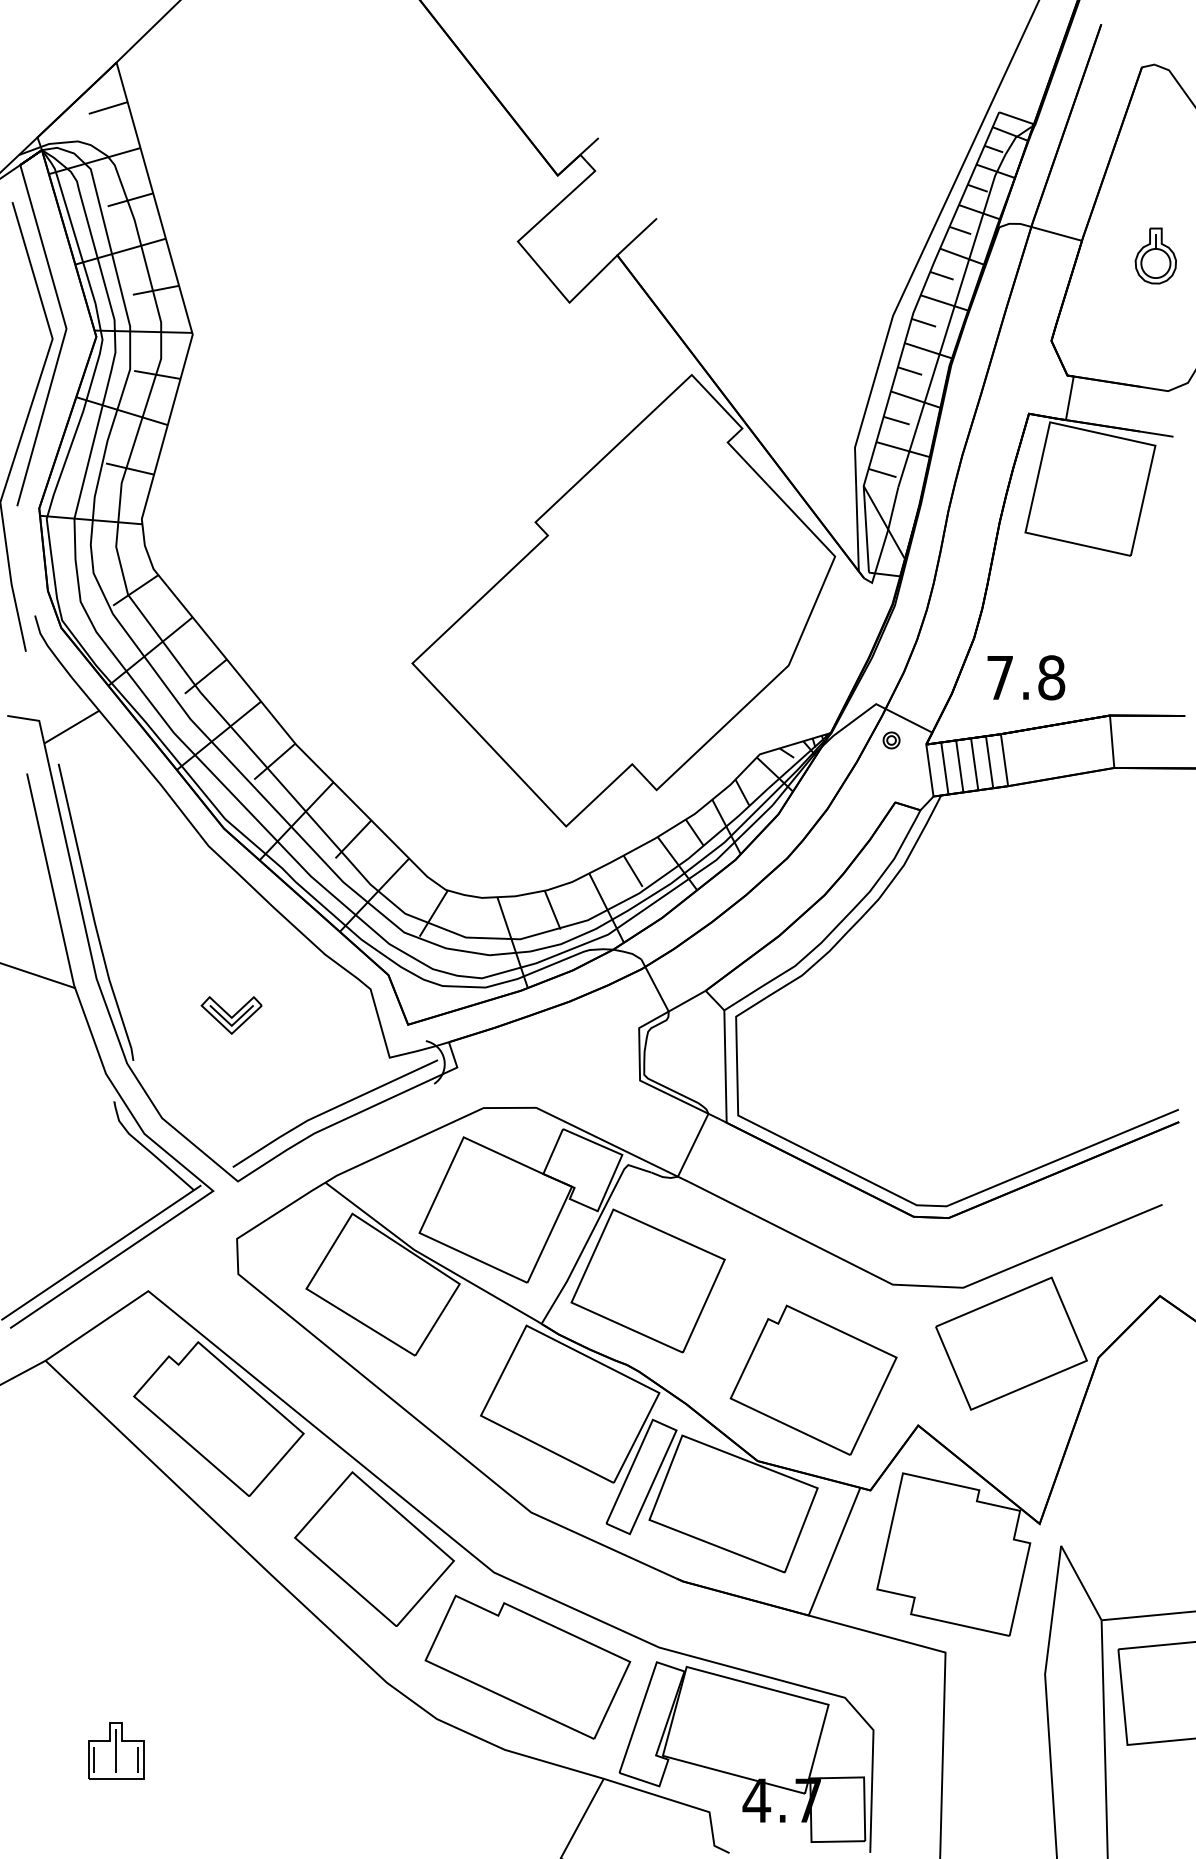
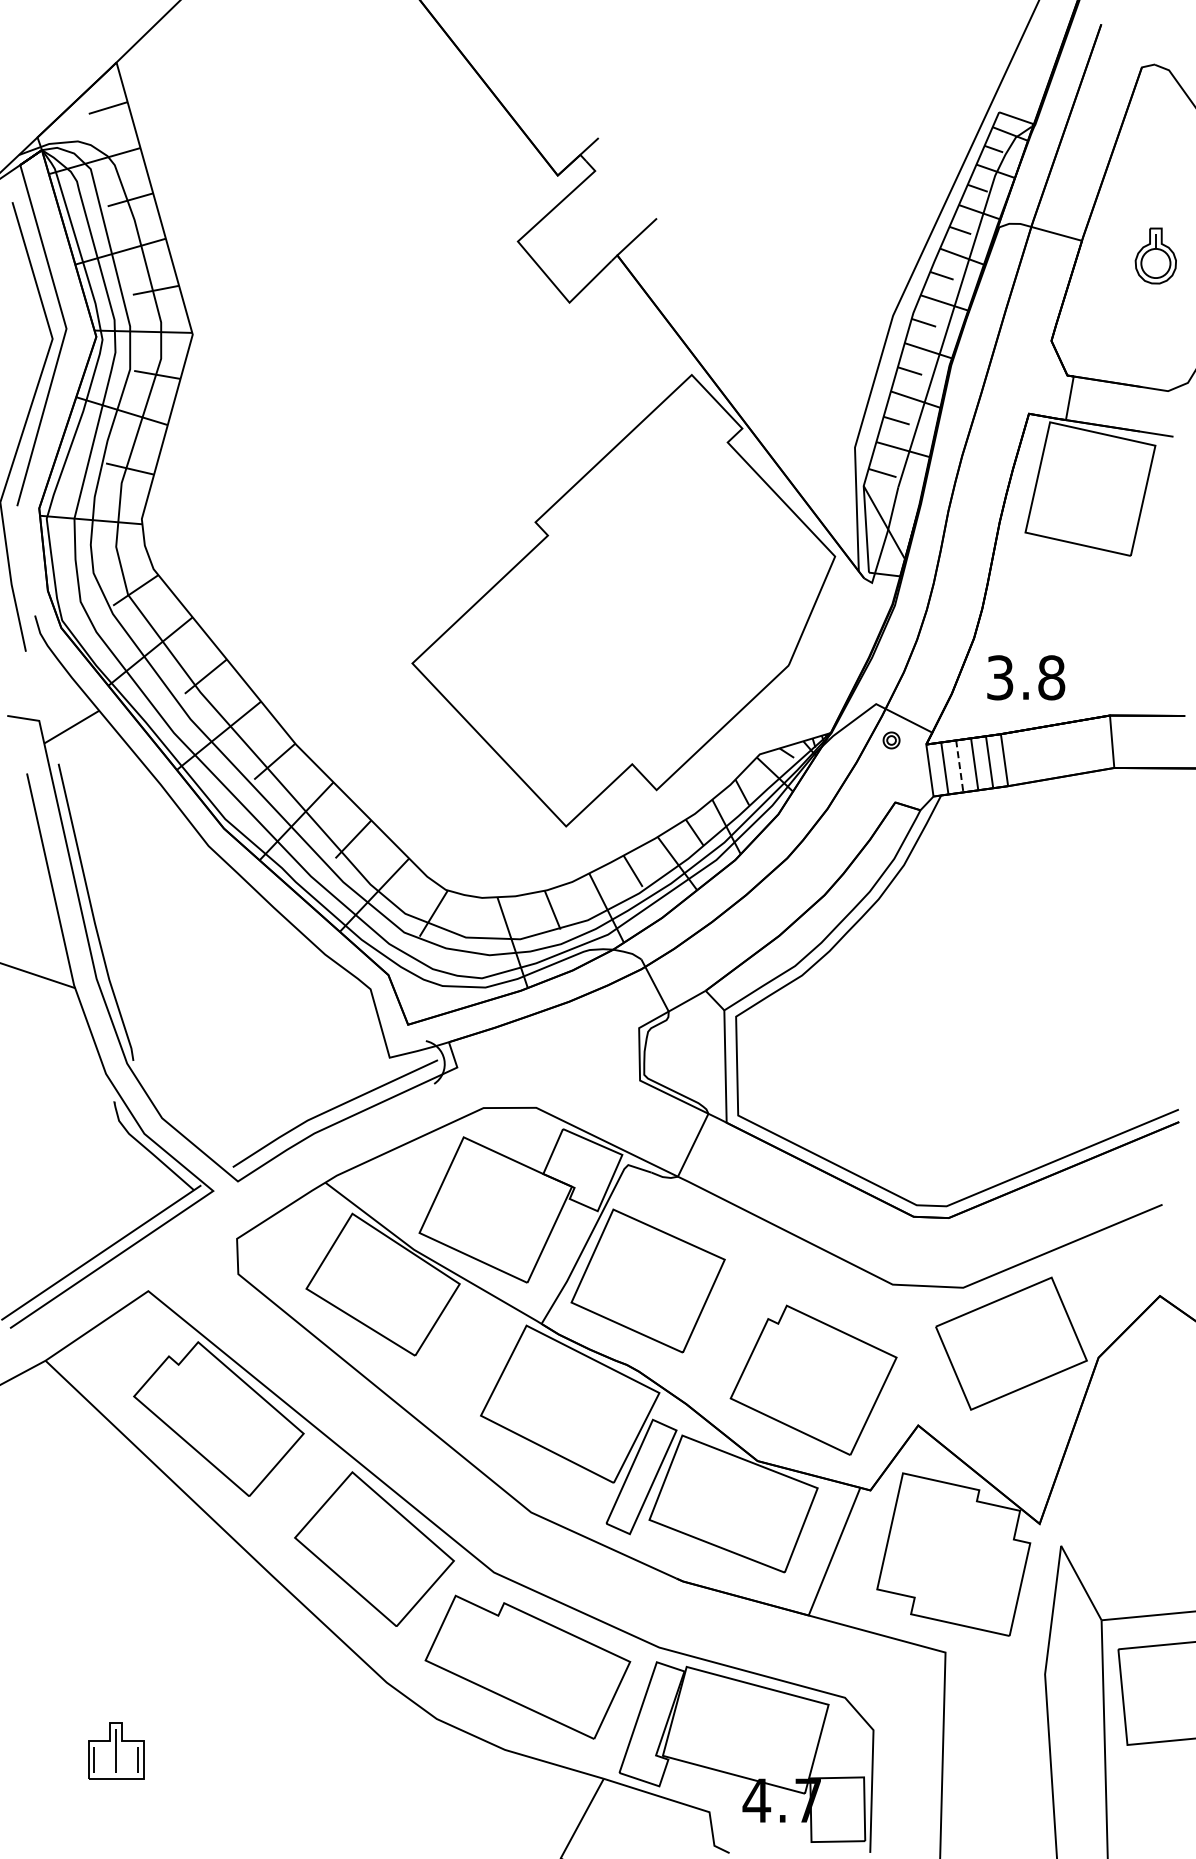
text: 7.8 -> 3.8 (1000, 677)
line: solid -> dashed (959, 766)
part: present -> none (231, 1015)
